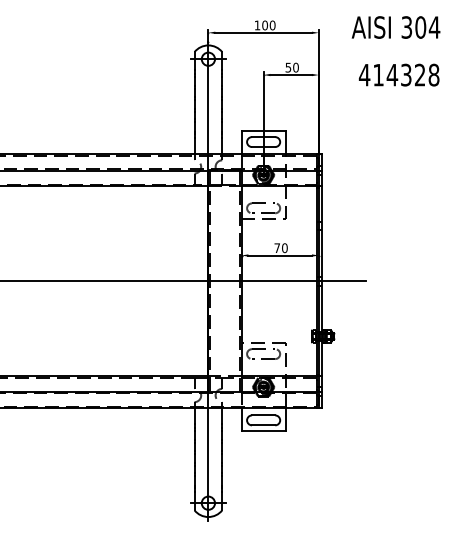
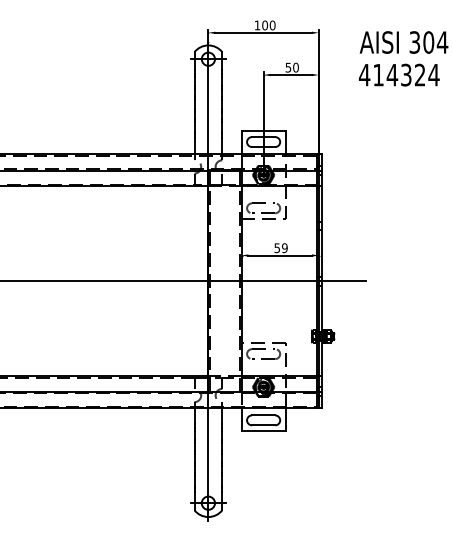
text position: (395, 27) -> (403, 42) (403, 42)
text: 414328 -> 414324 (433, 74)
text: 70 -> 59 (280, 248)
